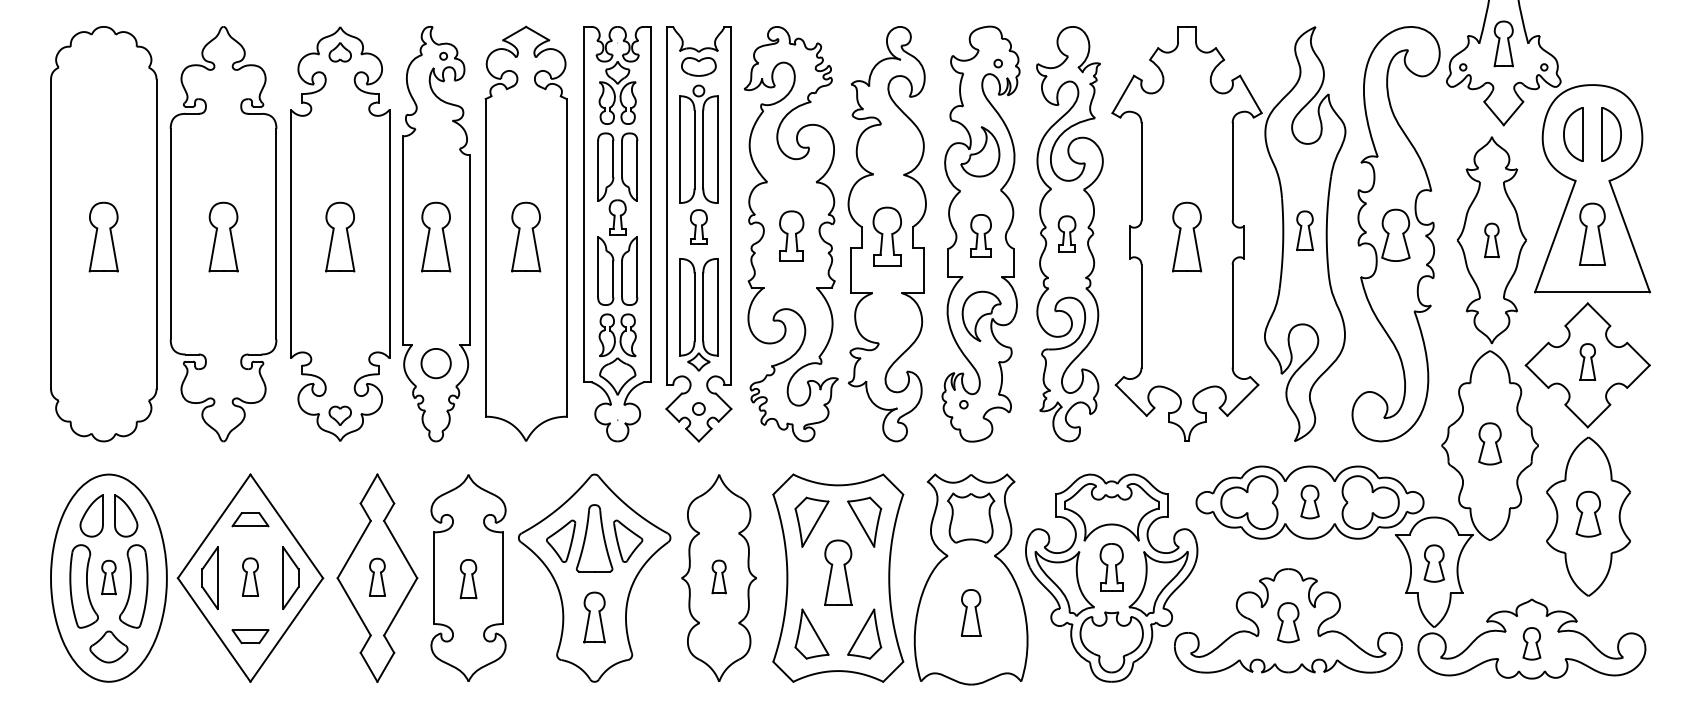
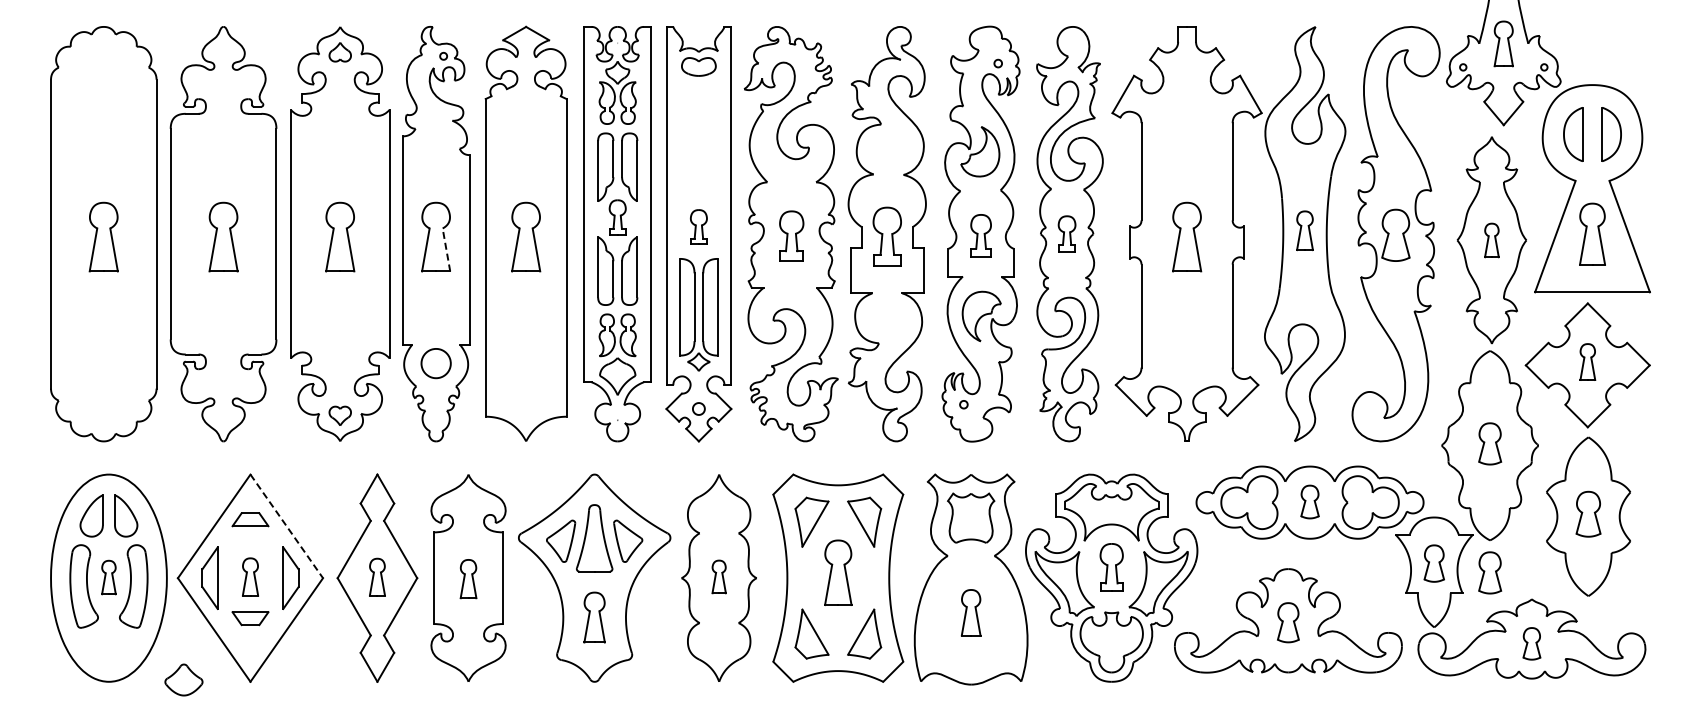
part: present -> none (698, 143)
line: solid -> dashed (446, 249)
line: solid -> dashed (287, 526)
part: none -> present (1490, 572)
part position: (250, 636) -> (250, 618) (250, 618)
part position: (108, 646) -> (183, 679) (183, 679)
